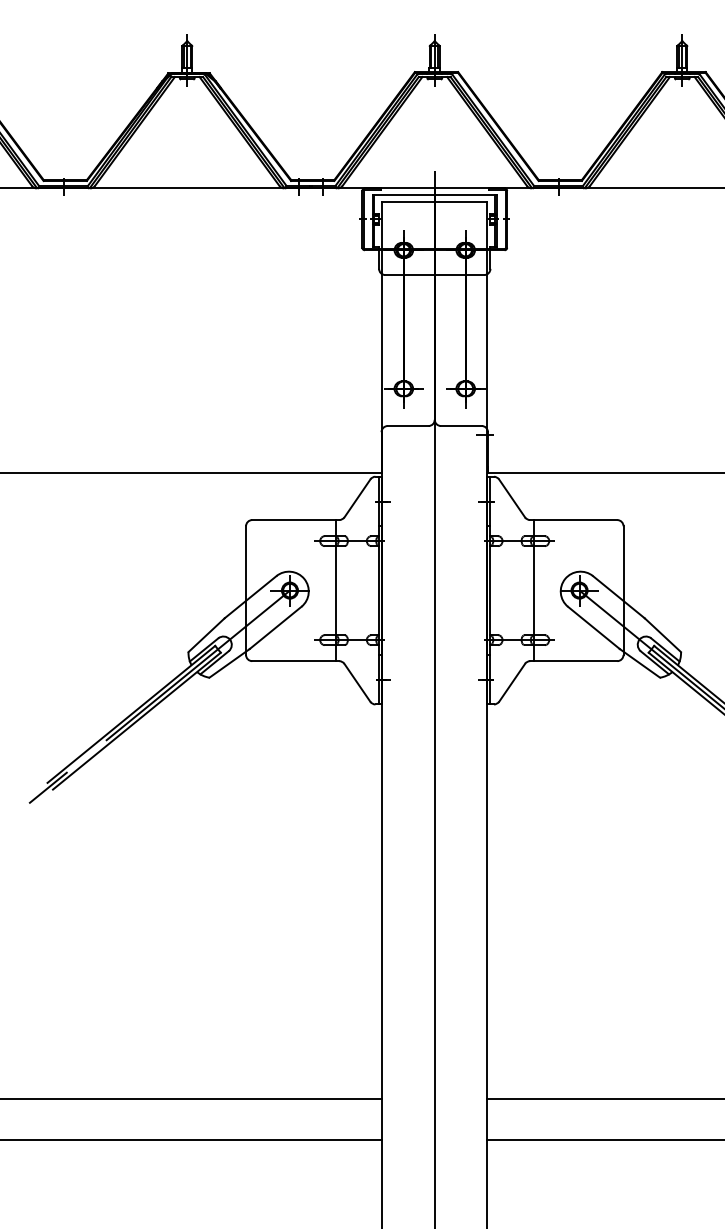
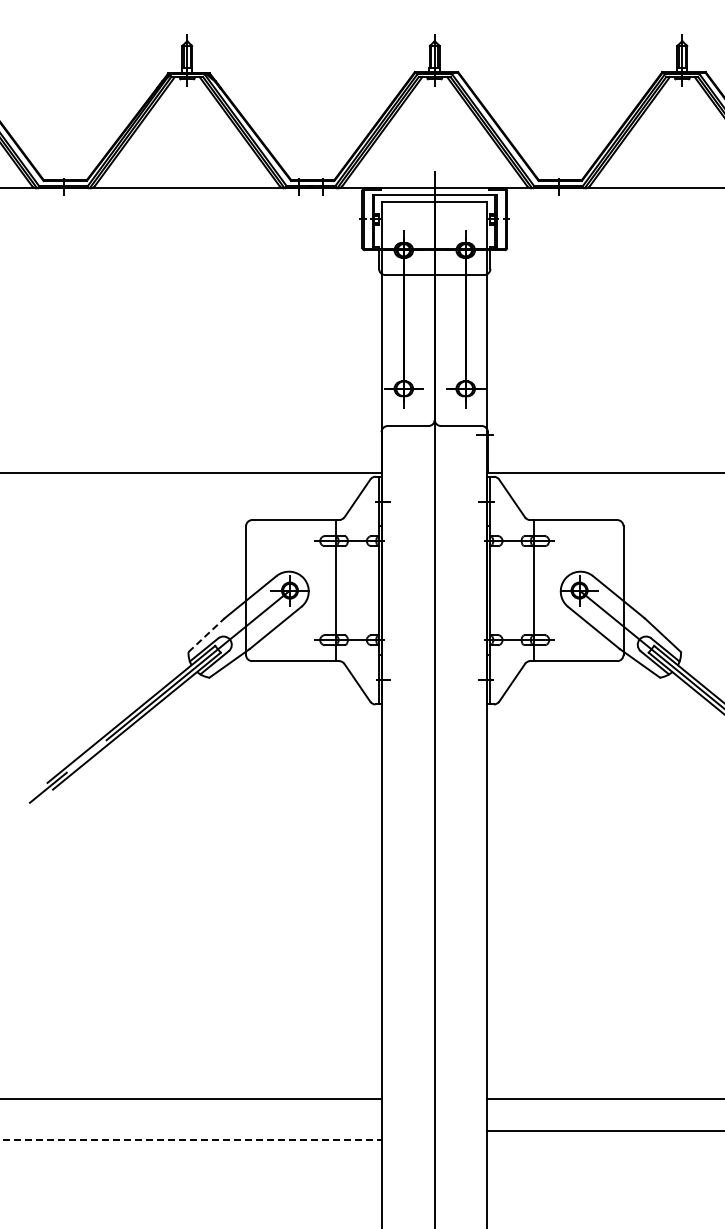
line: solid -> dashed (206, 635)
line: solid -> dashed (191, 1140)
line position: (604, 1140) -> (604, 1131) (604, 1131)
